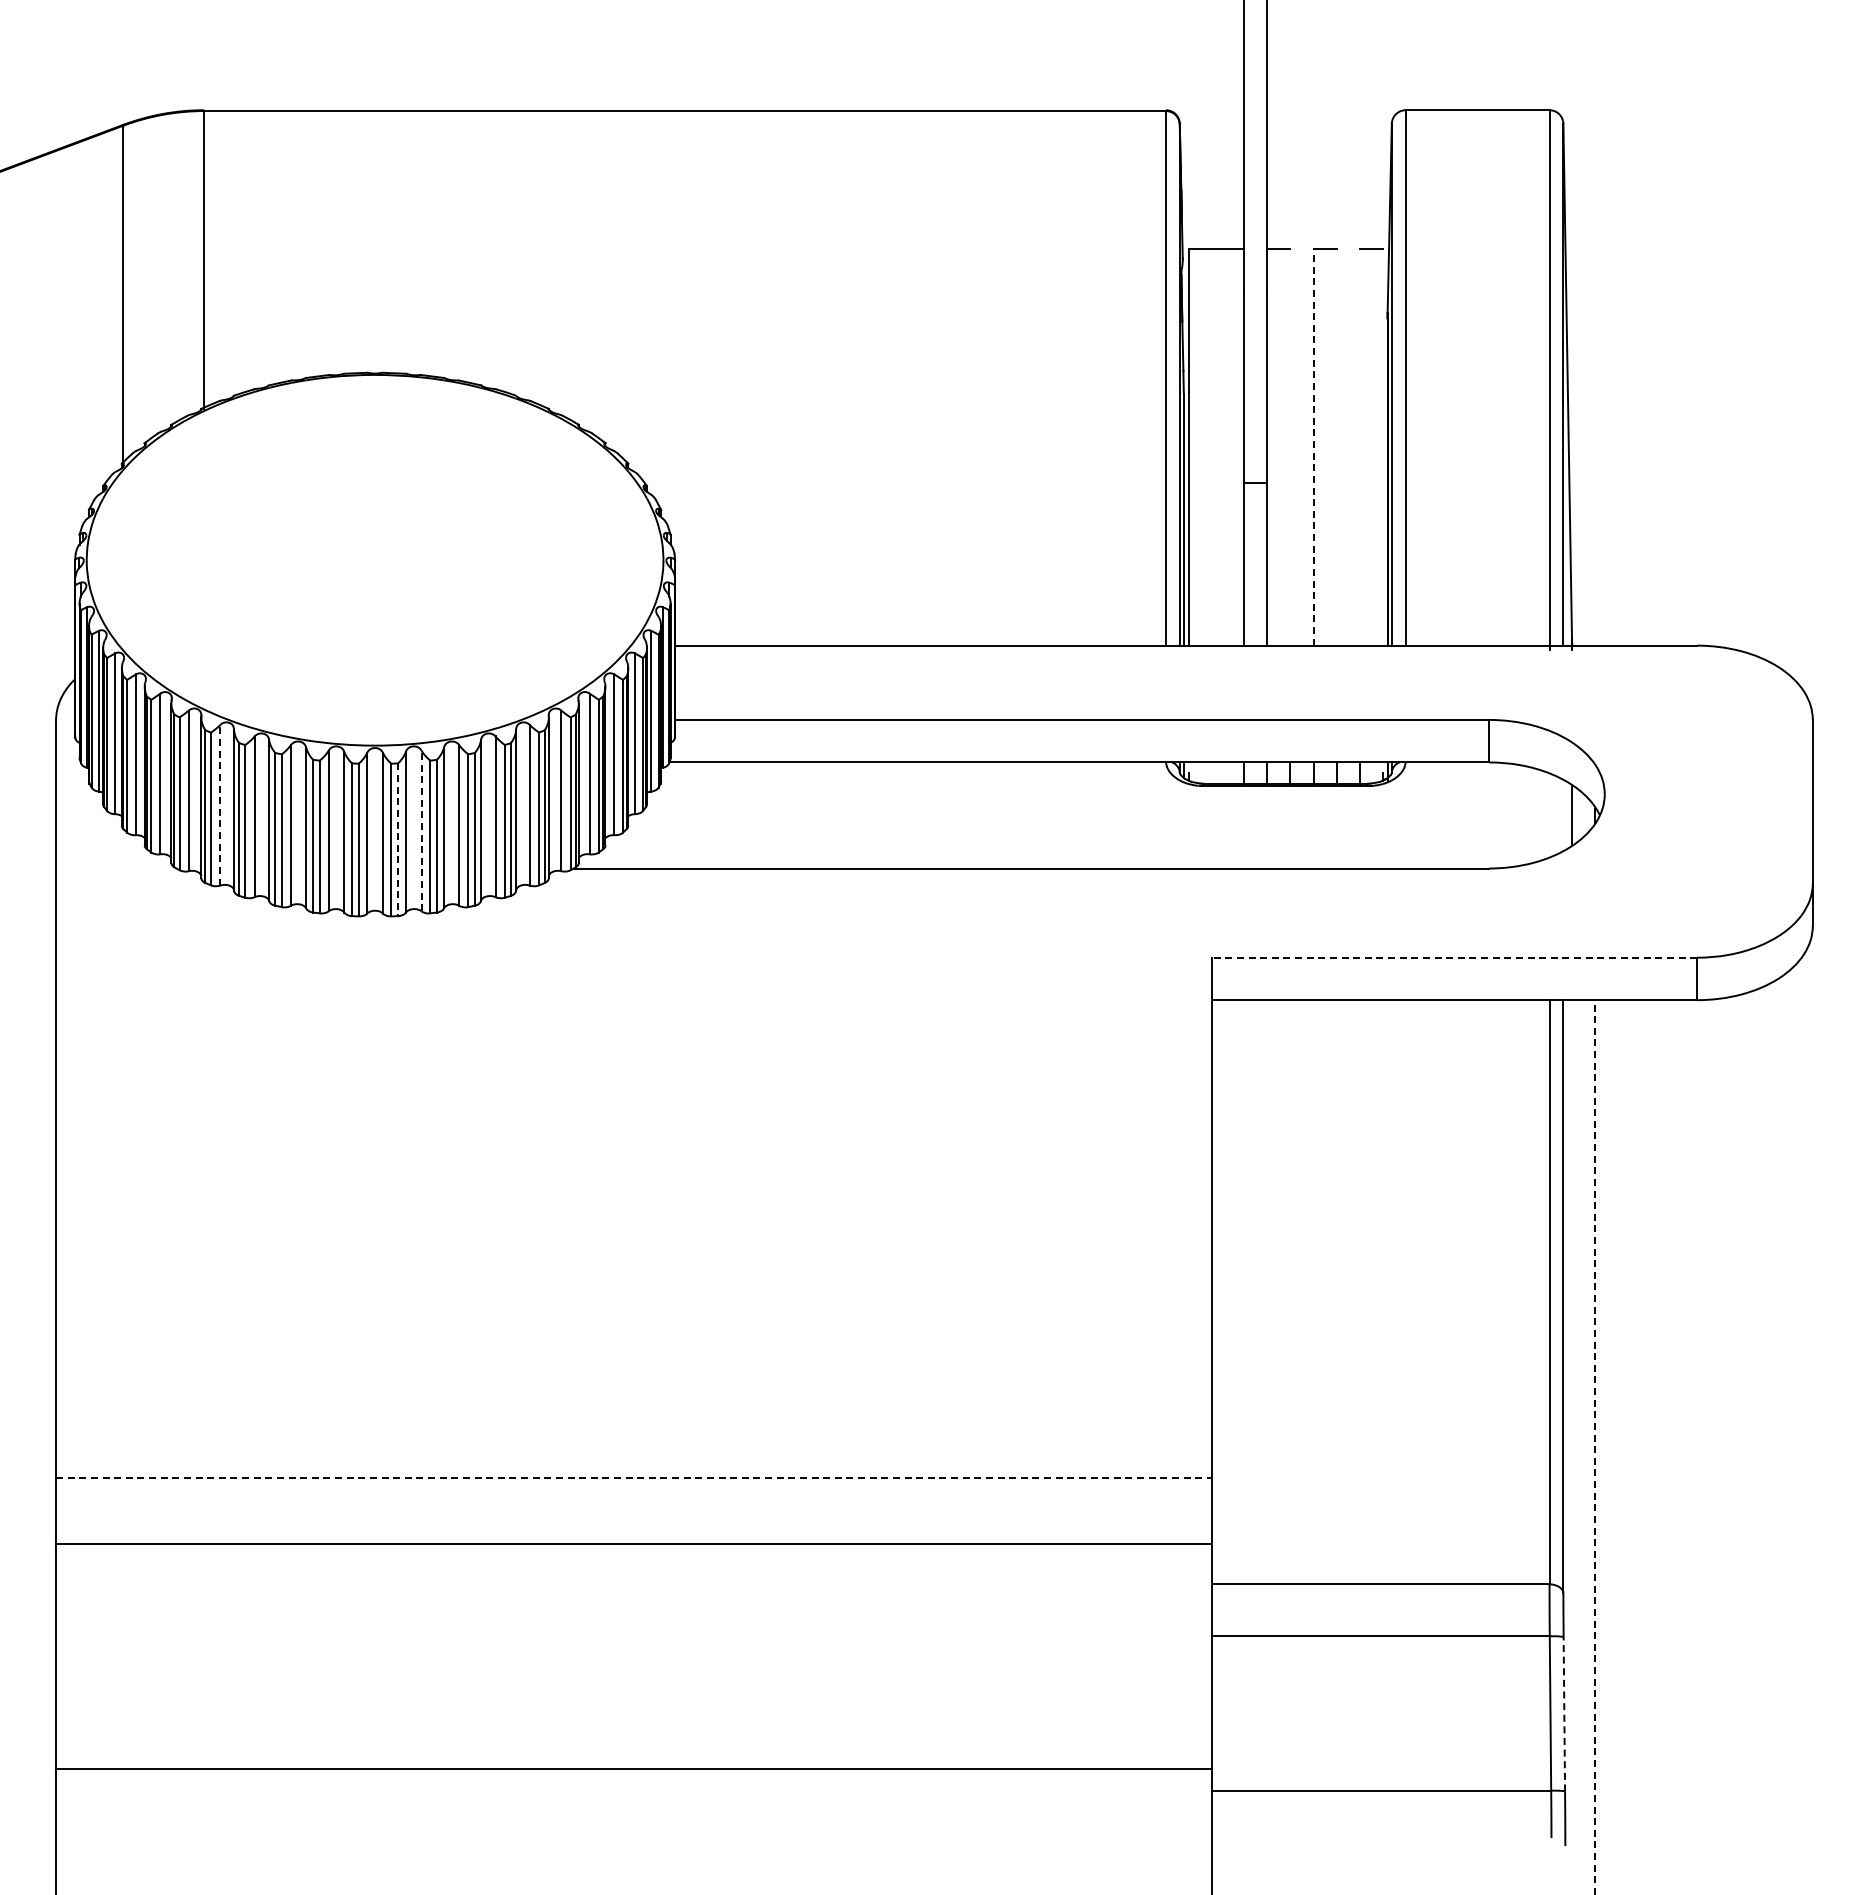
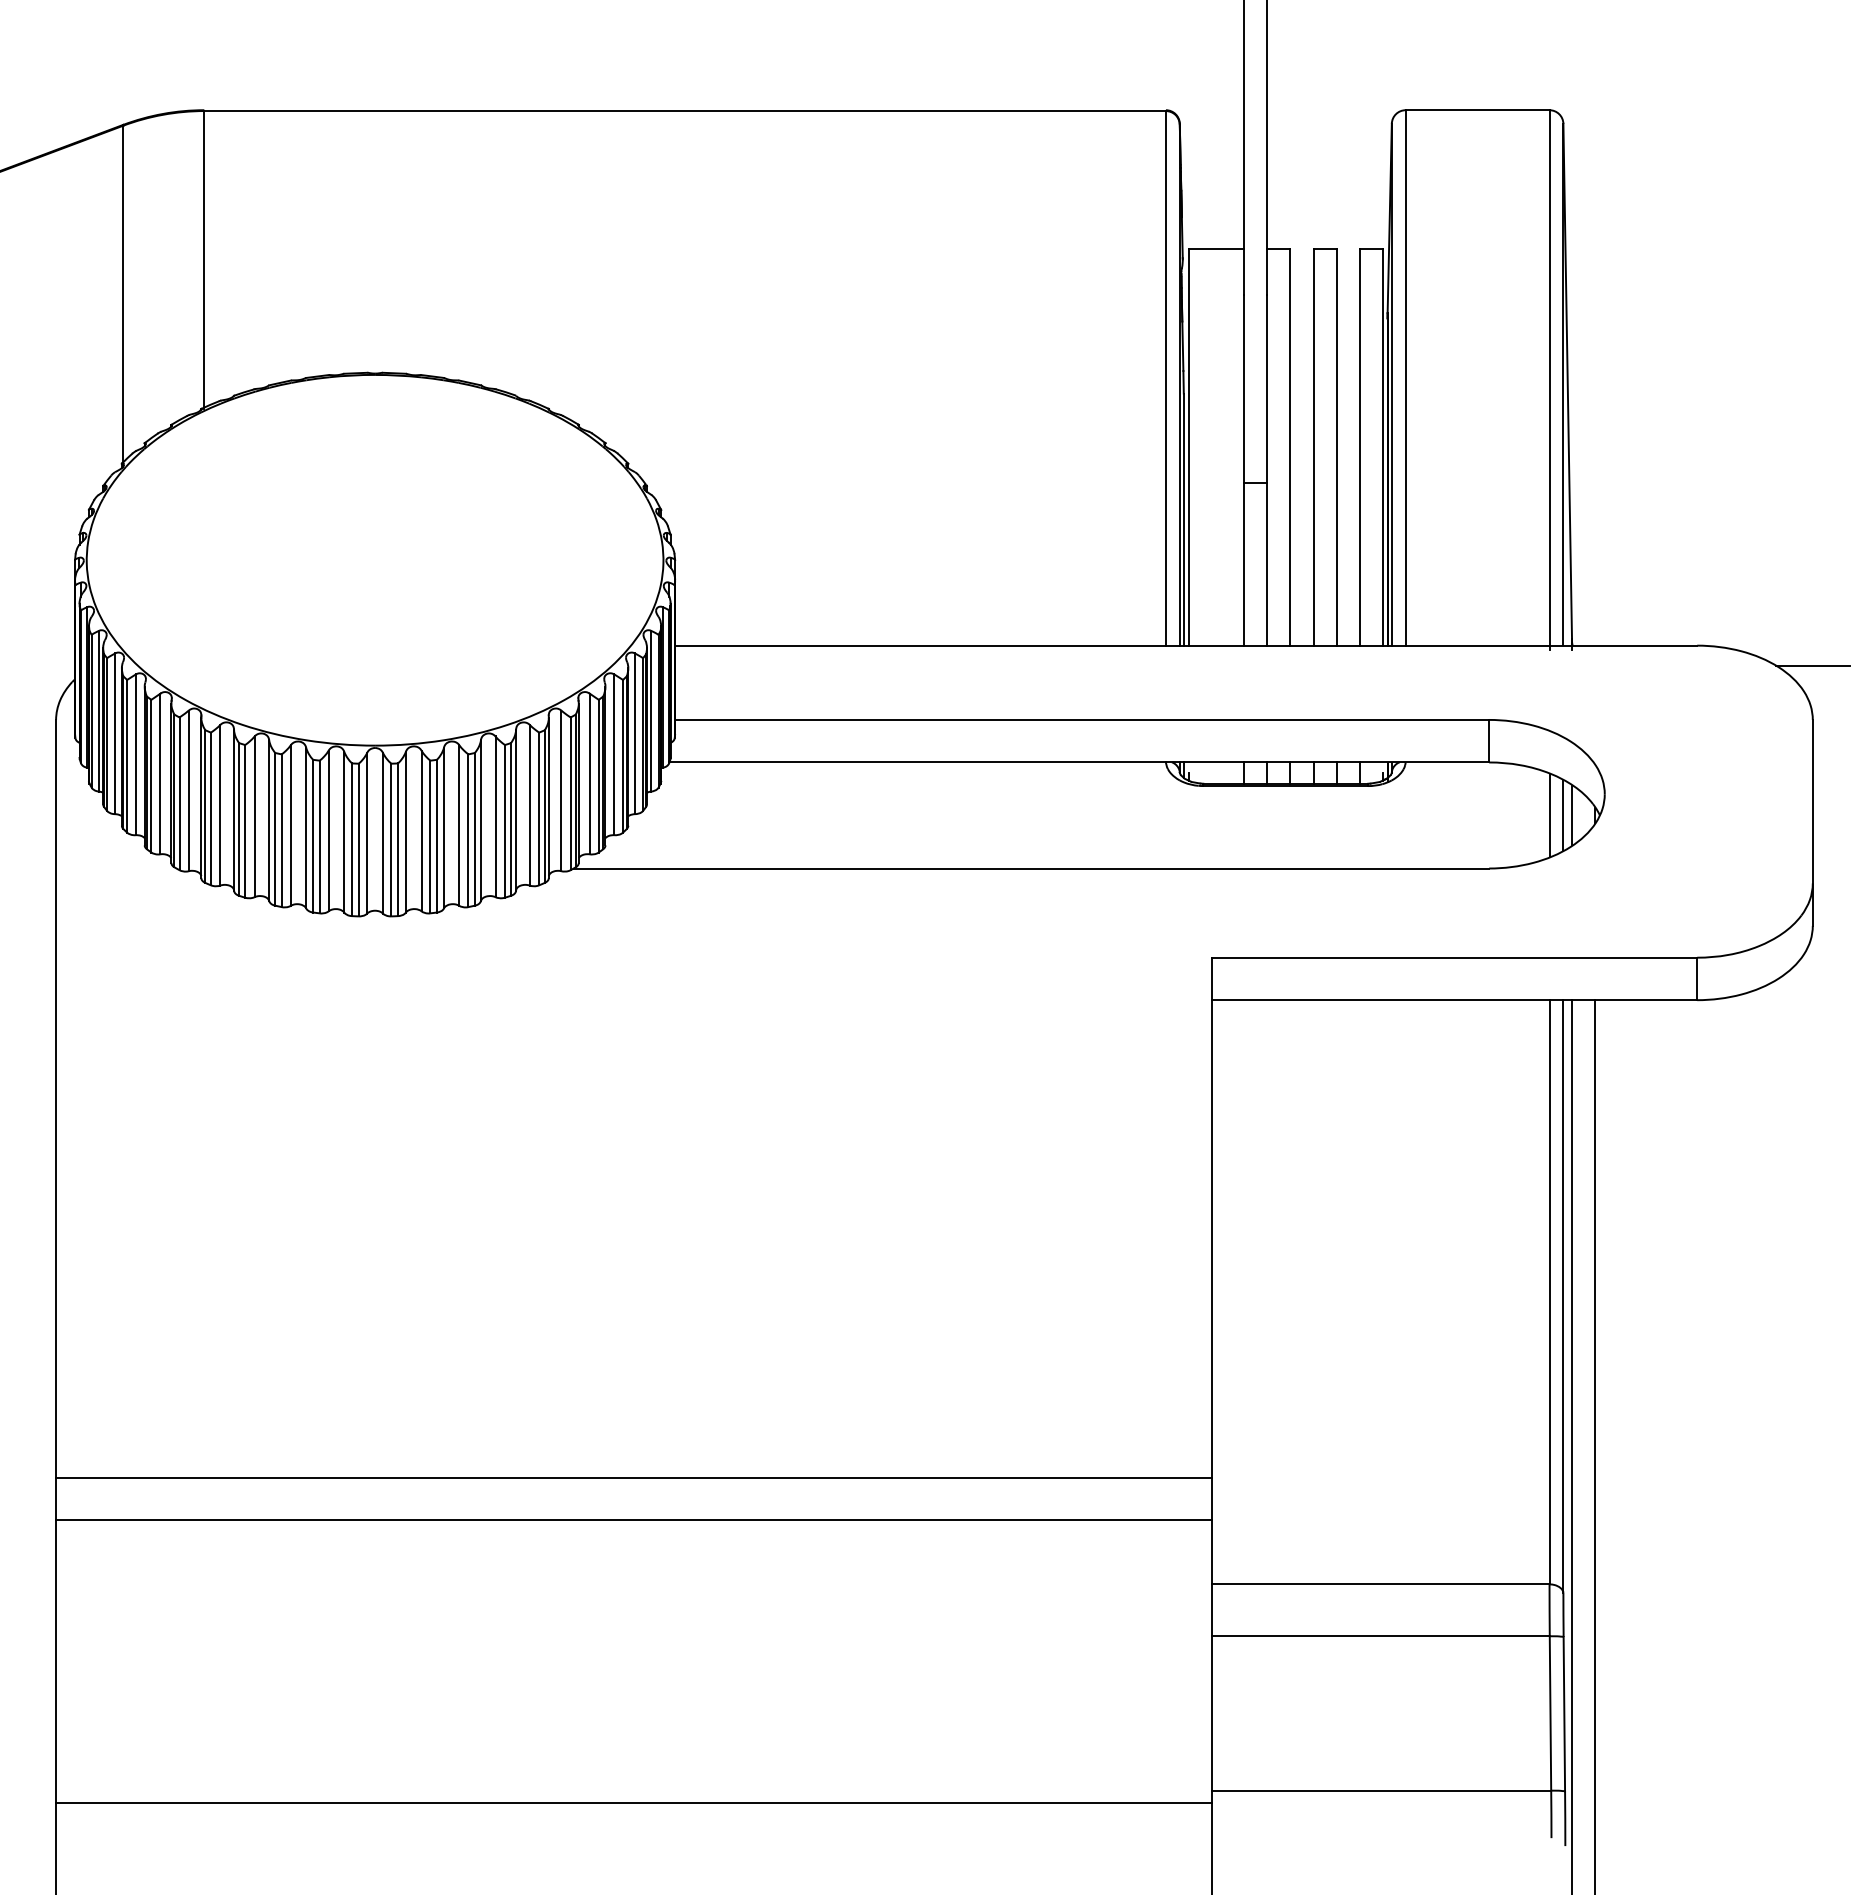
line: none -> present (1290, 446)
line: dashed -> solid (1313, 446)
line: none -> present (1336, 446)
line: none -> present (1359, 446)
line: none -> present (1382, 446)
line: none -> present (1812, 665)
line: dashed -> solid (220, 804)
line: none -> present (1549, 815)
line: none -> present (1563, 815)
line: dashed -> solid (421, 830)
line: dashed -> solid (398, 840)
line: dashed -> solid (1454, 957)
line: none -> present (1572, 1445)
line: dashed -> solid (1595, 1446)
line: dashed -> solid (633, 1477)
line position: (633, 1544) -> (633, 1520) (633, 1520)
line: dashed -> solid (1564, 1713)
line position: (633, 1768) -> (633, 1802) (633, 1802)
